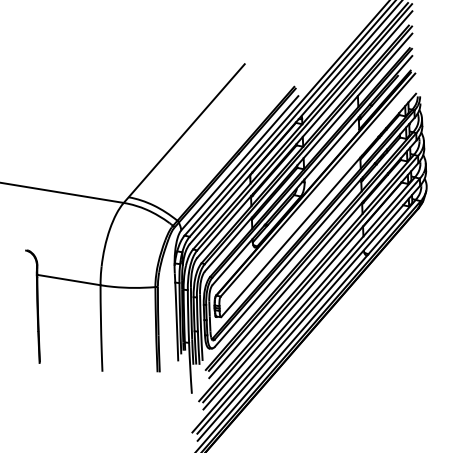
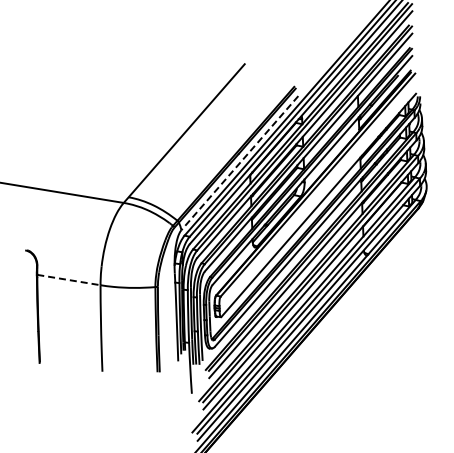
line: solid -> dashed (239, 163)
line: solid -> dashed (69, 280)
